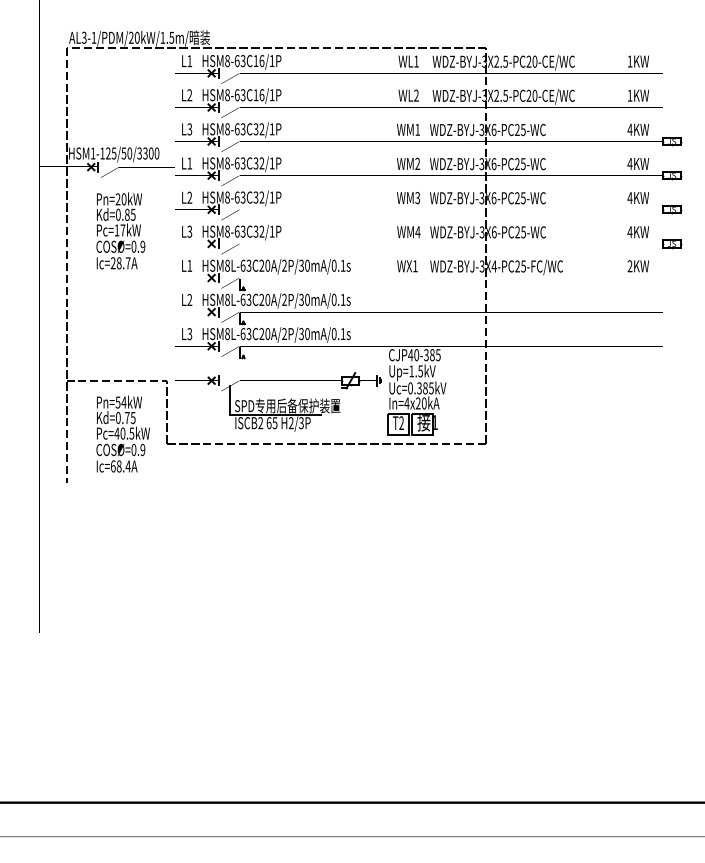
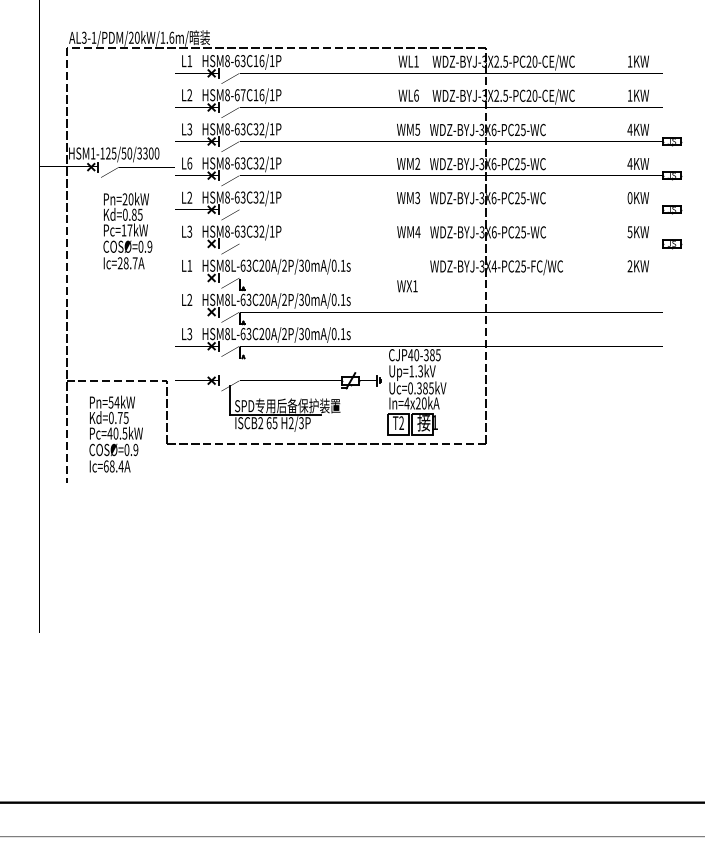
text: AL3-1/PDM/20kW/1.5m/ -> AL3-1/PDM/20kW/1.6m/ (171, 37)
text: HSM8-63C16/1P -> HSM8-67C16/1P (242, 95)
text: WL2 -> WL6 (416, 95)
text: WM1 -> WM5 (417, 129)
text: L1 -> L6 (189, 163)
text: 4KW -> 0KW (629, 198)
text position: (120, 230) -> (127, 230) (127, 230)
text: 4KW -> 5KW (629, 232)
text position: (407, 266) -> (407, 286) (407, 286)
text: Up=1.5kV -> Up=1.3kV (420, 370)
text position: (122, 433) -> (115, 433) (115, 433)
